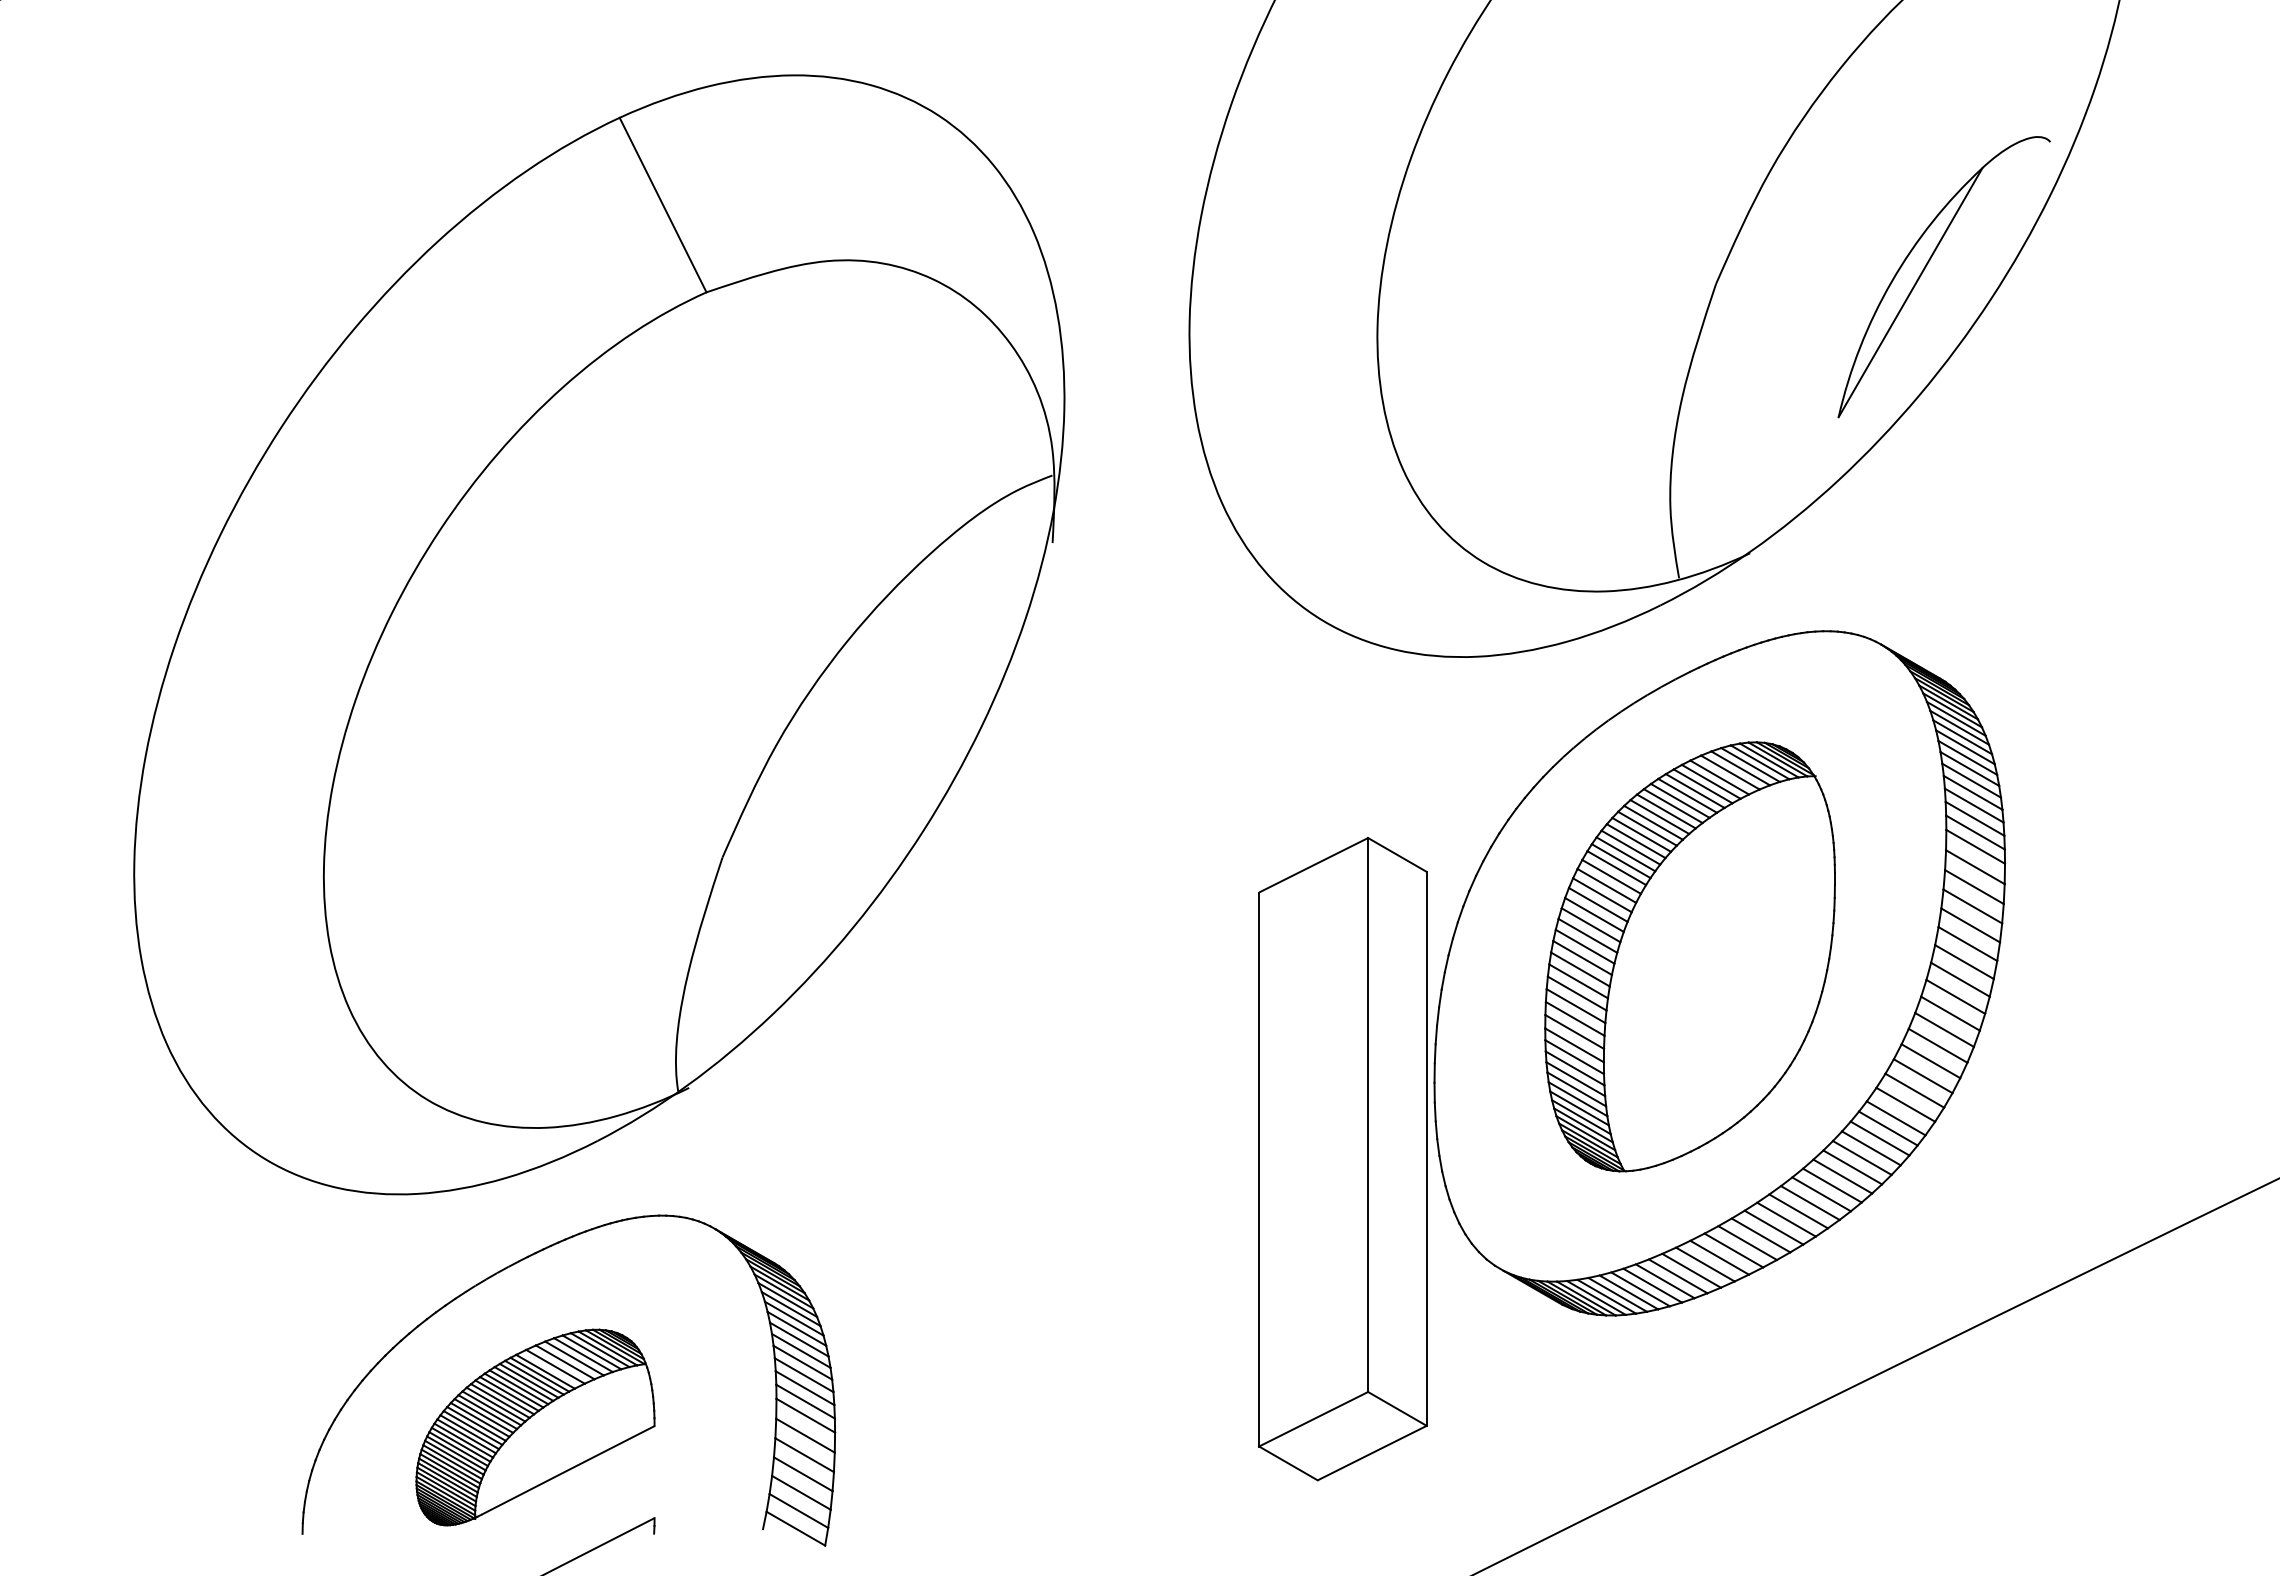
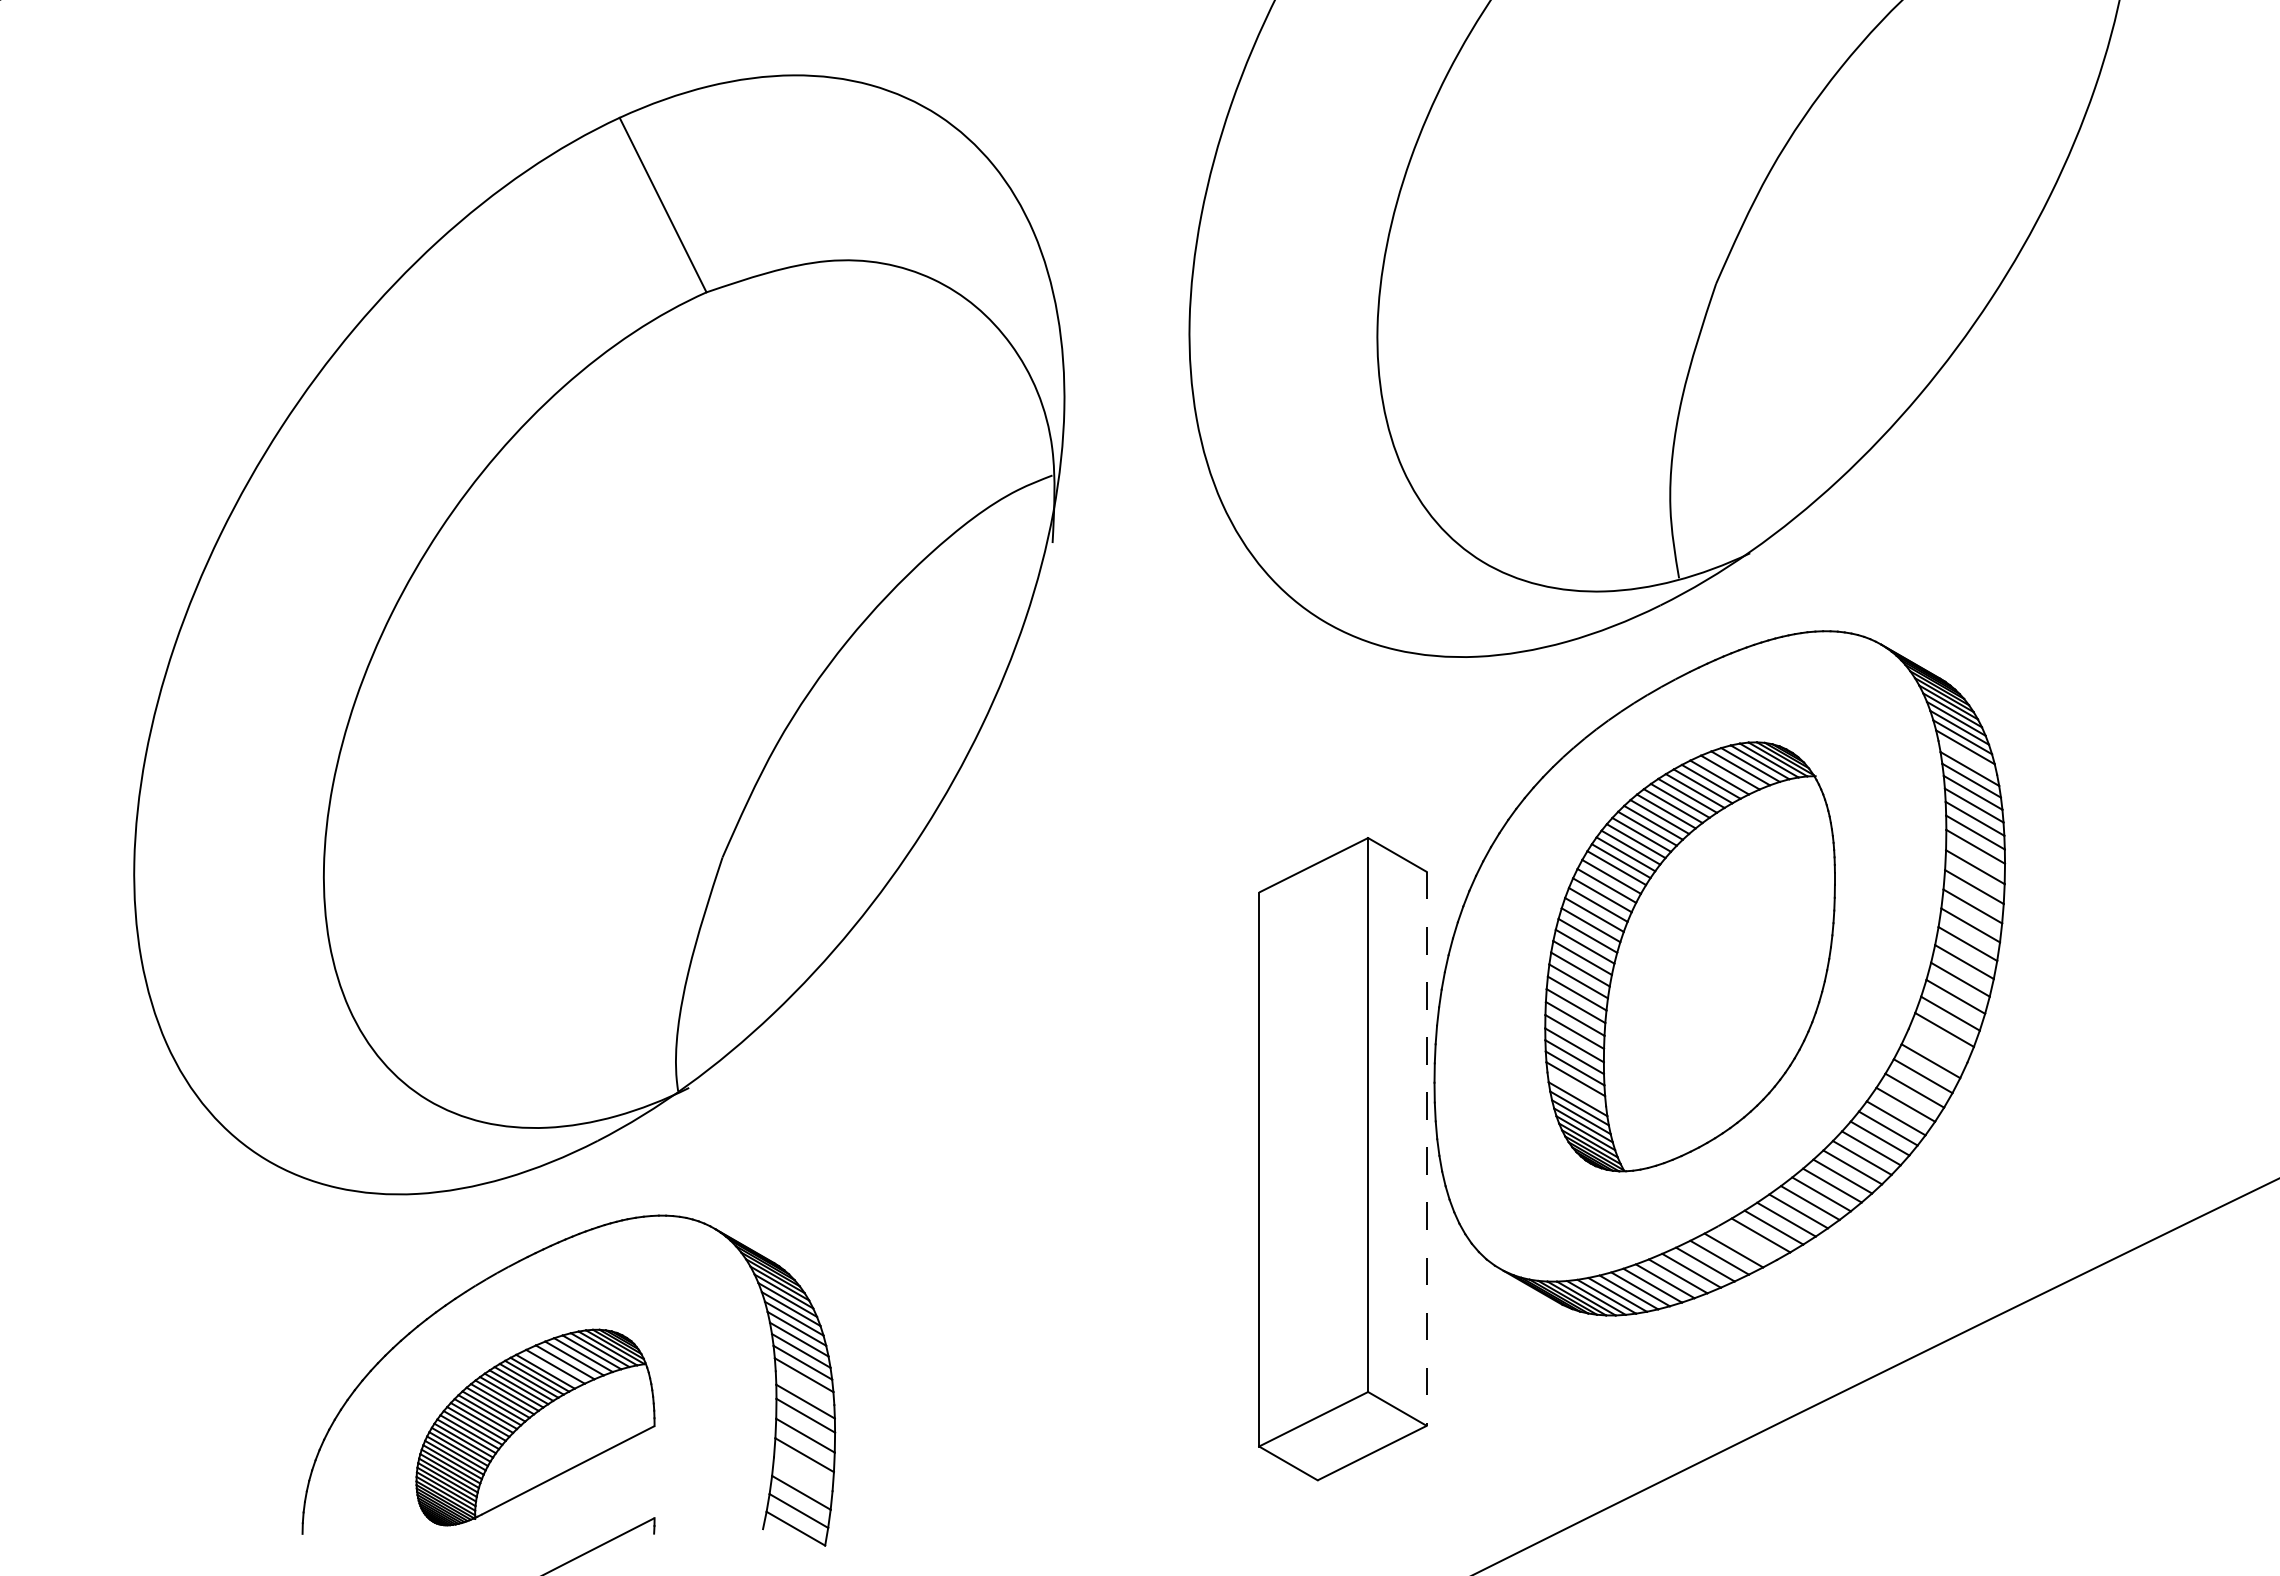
part: present -> none (1926, 267)
line: present -> none (1967, 757)
line: present -> none (1937, 1045)
line: present -> none (1576, 1089)
line: solid -> dashed (1426, 1148)
line: present -> none (1747, 1242)
line: present -> none (804, 1388)
line: present -> none (803, 1474)
